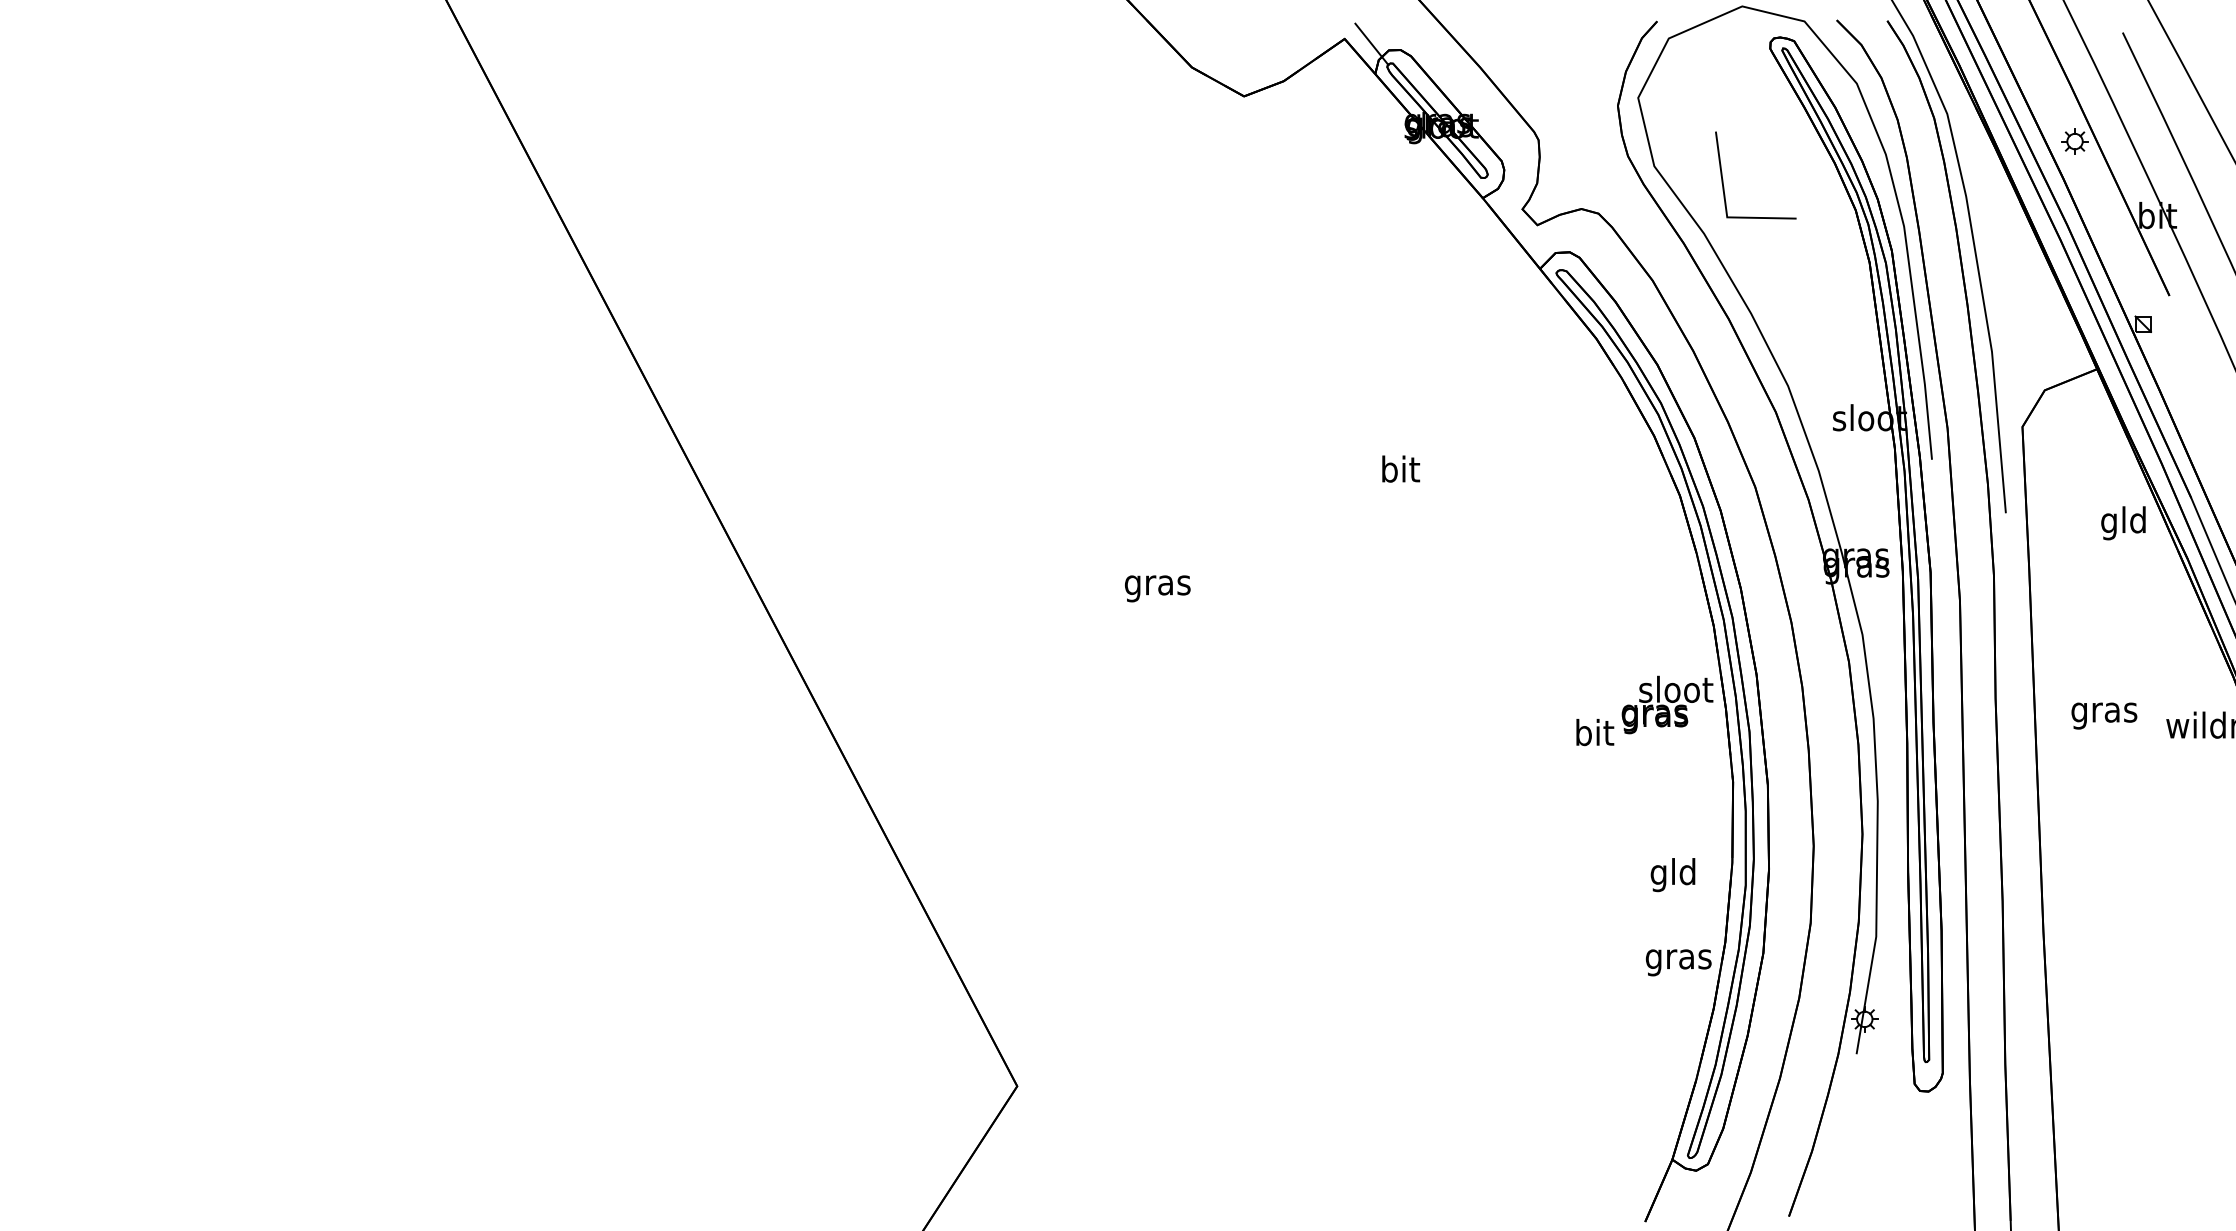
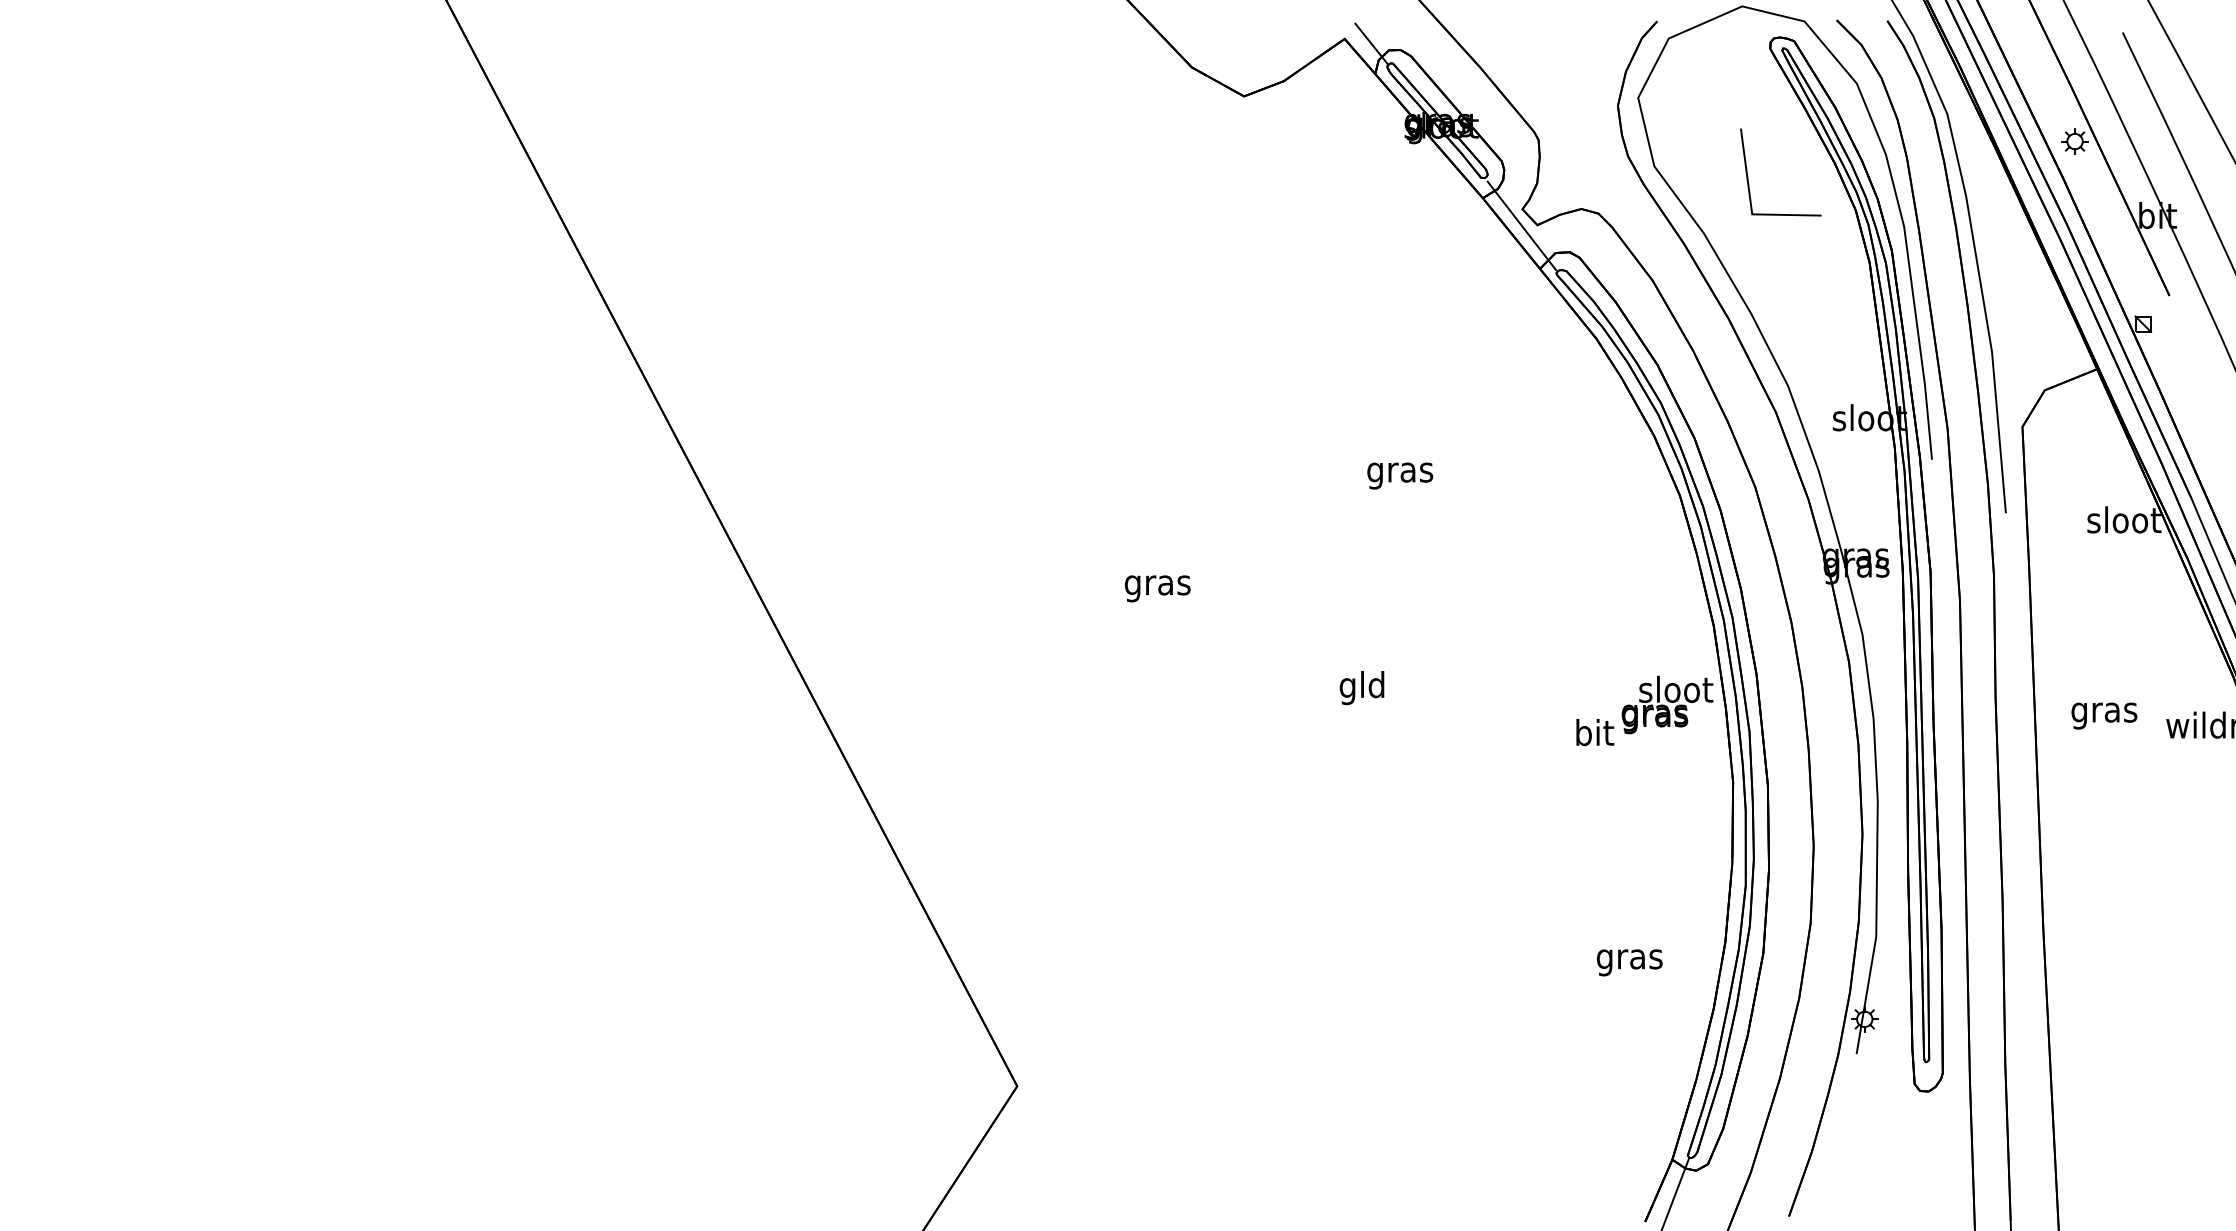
line position: (1723, 179) -> (1748, 176) (1748, 176)
line: none -> present (1521, 225)
text: bit -> gras (1400, 472)
text: gld -> sloot (2124, 523)
text position: (1672, 875) -> (1361, 688) (1361, 688)
text position: (1678, 962) -> (1629, 962) (1629, 962)
line: none -> present (1675, 1192)
